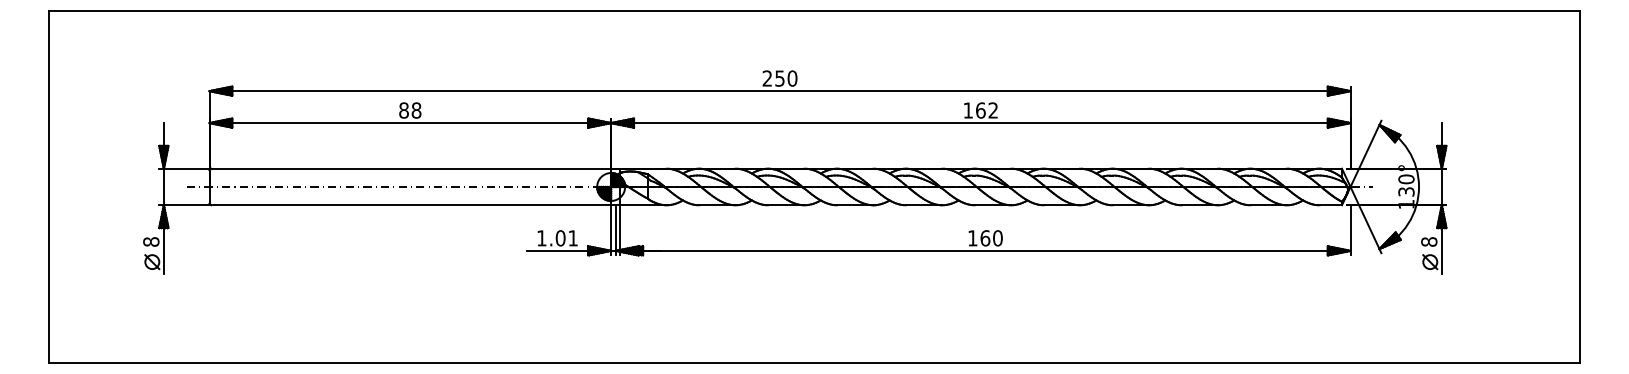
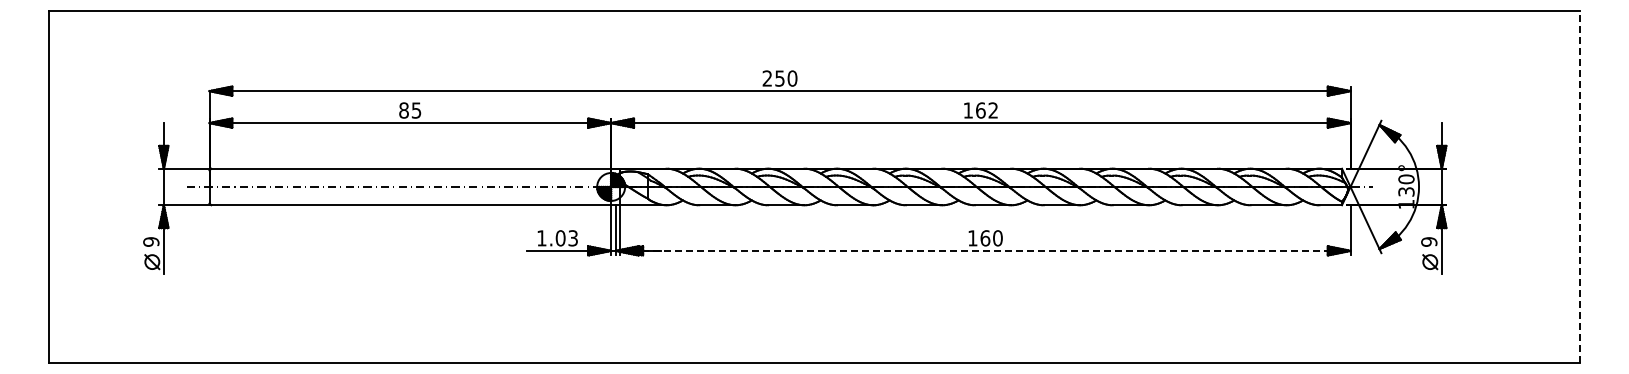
text: 88 -> 85 (416, 110)
line: solid -> dashed (1580, 186)
text: 1.01 -> 1.03 (572, 238)
text: 8 -> 9 (151, 241)
text: 8 -> 9 (1429, 241)
line: solid -> dashed (985, 250)
